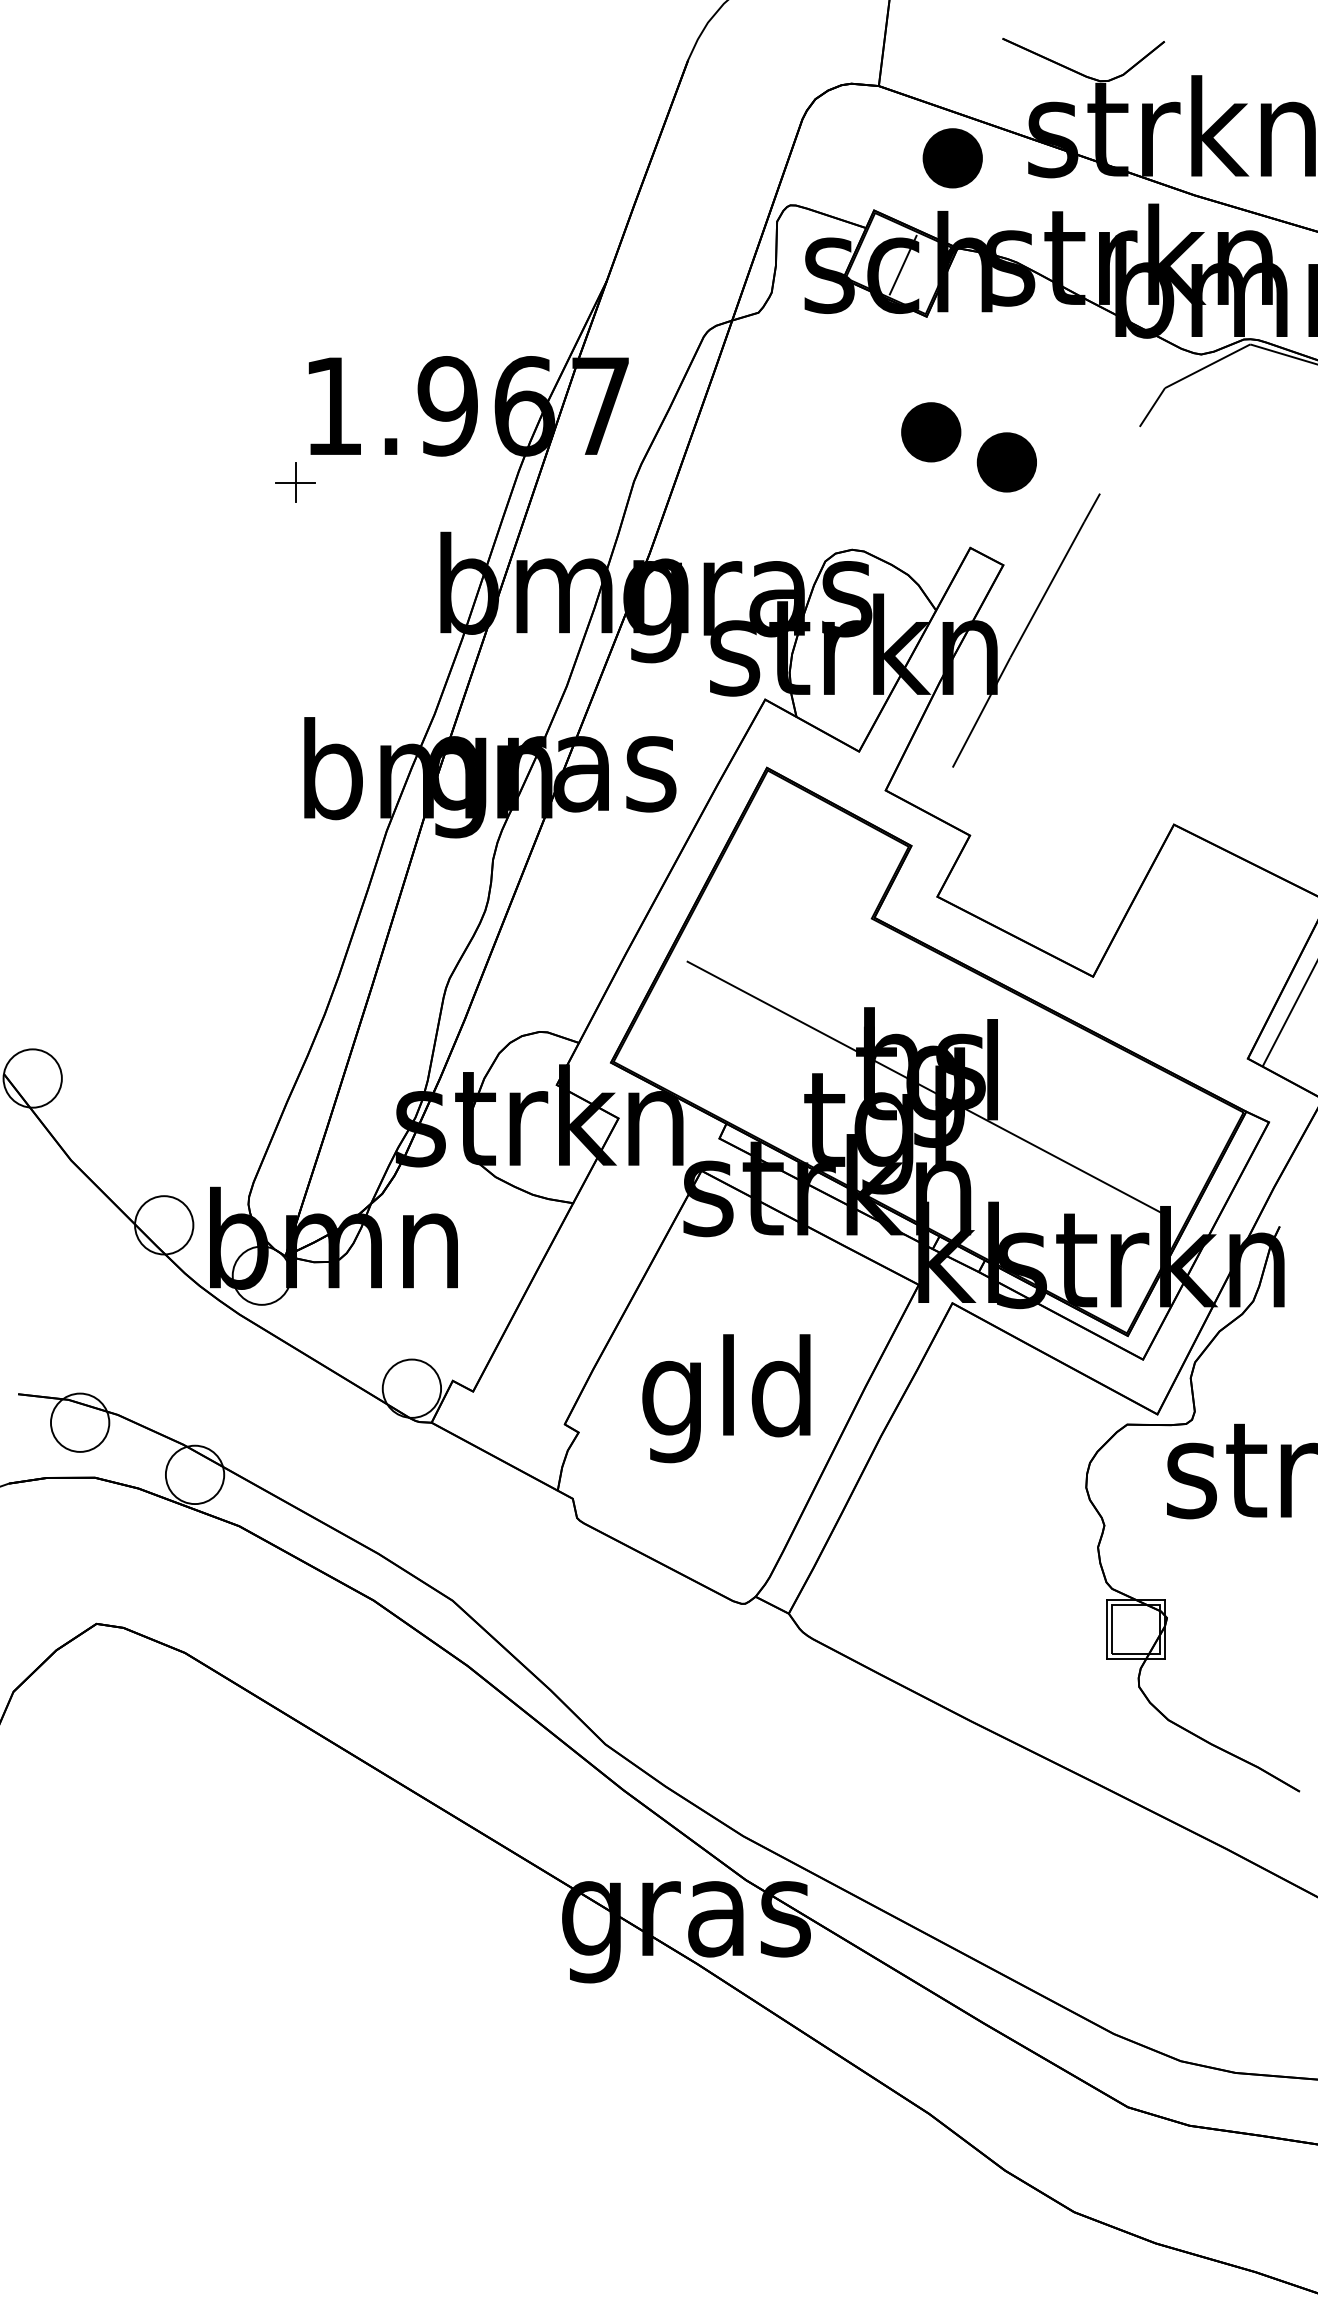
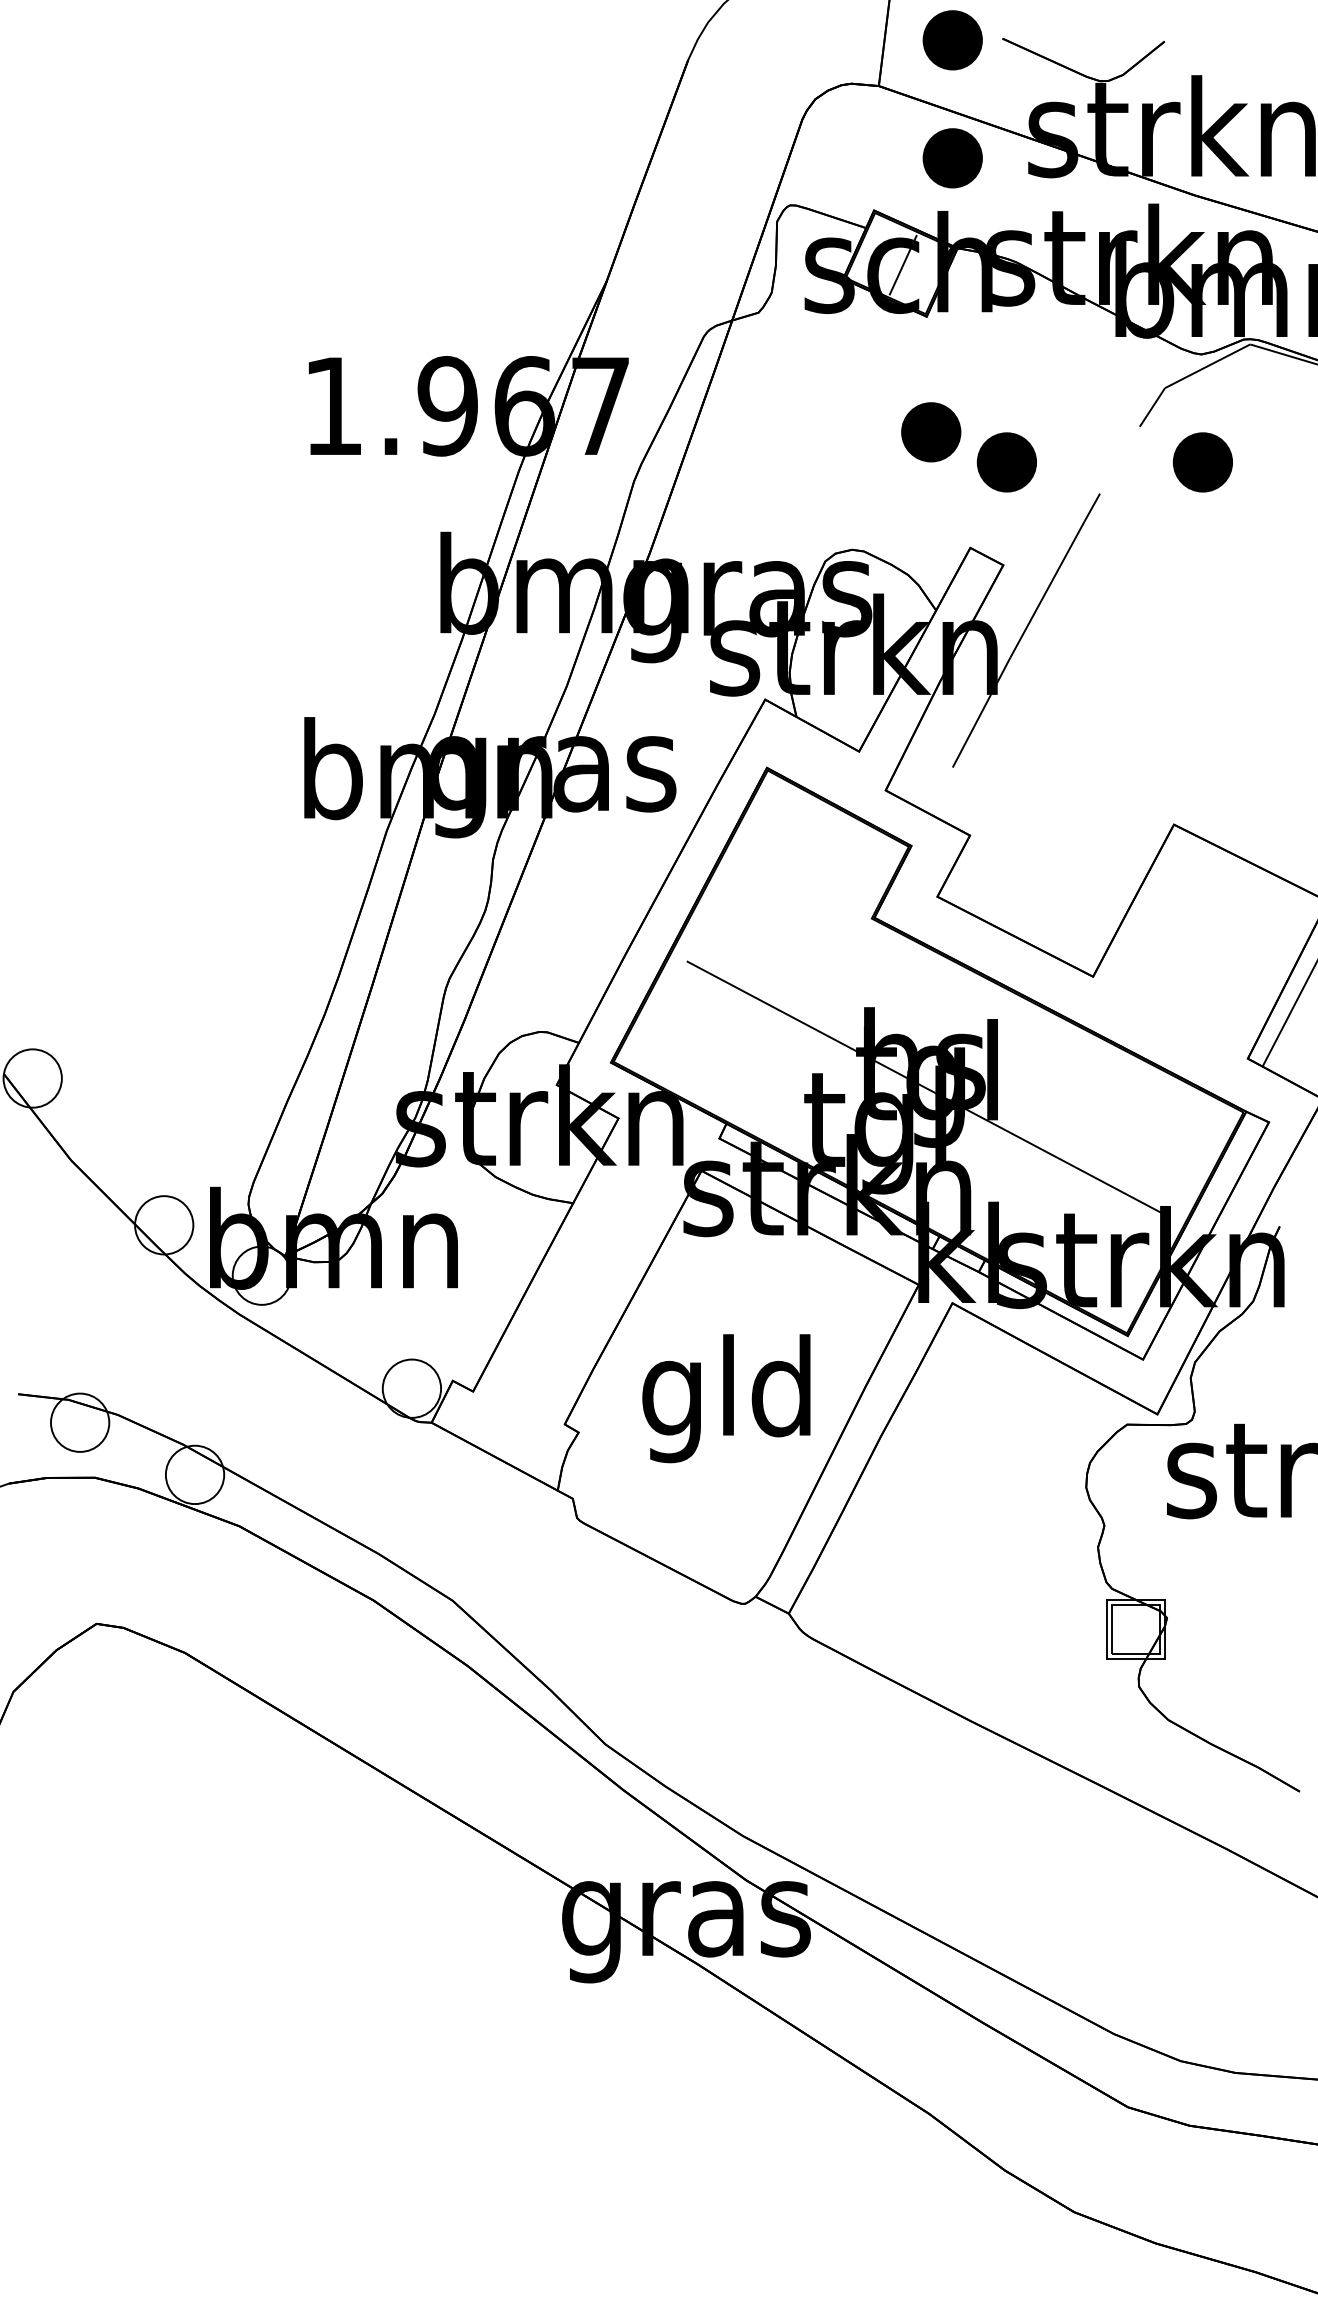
part: none -> present (952, 40)
part: none -> present (1202, 462)
part: present -> none (295, 482)
